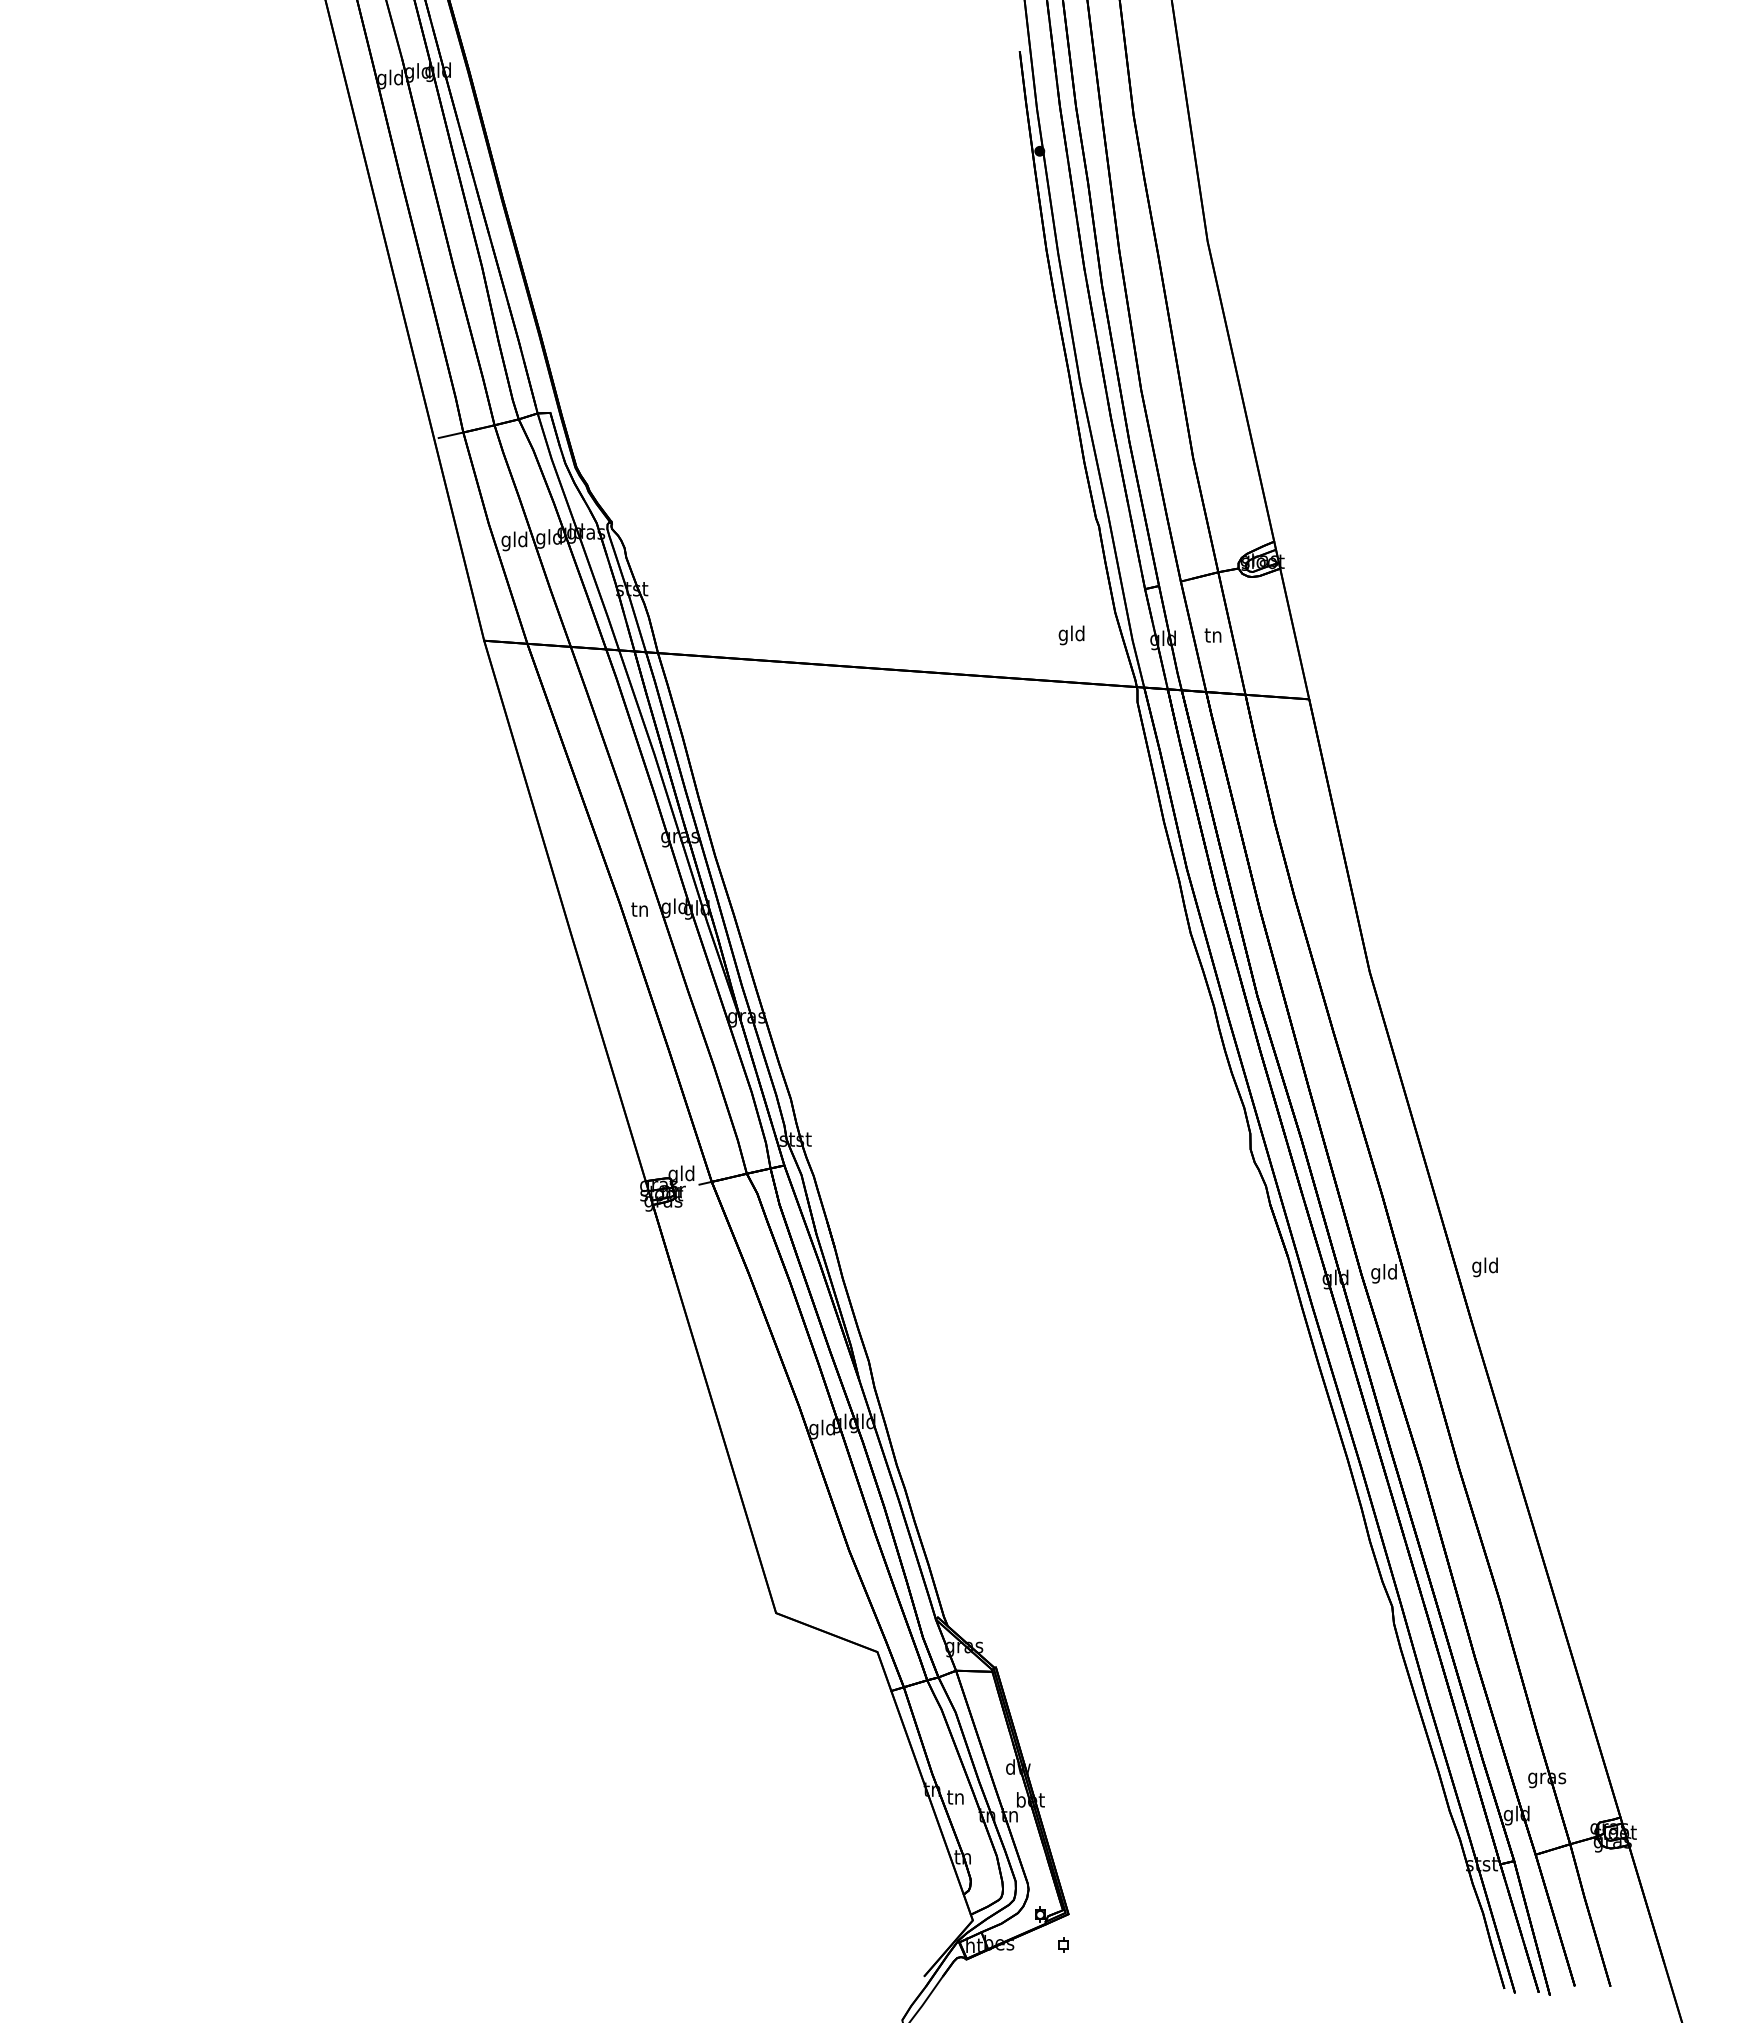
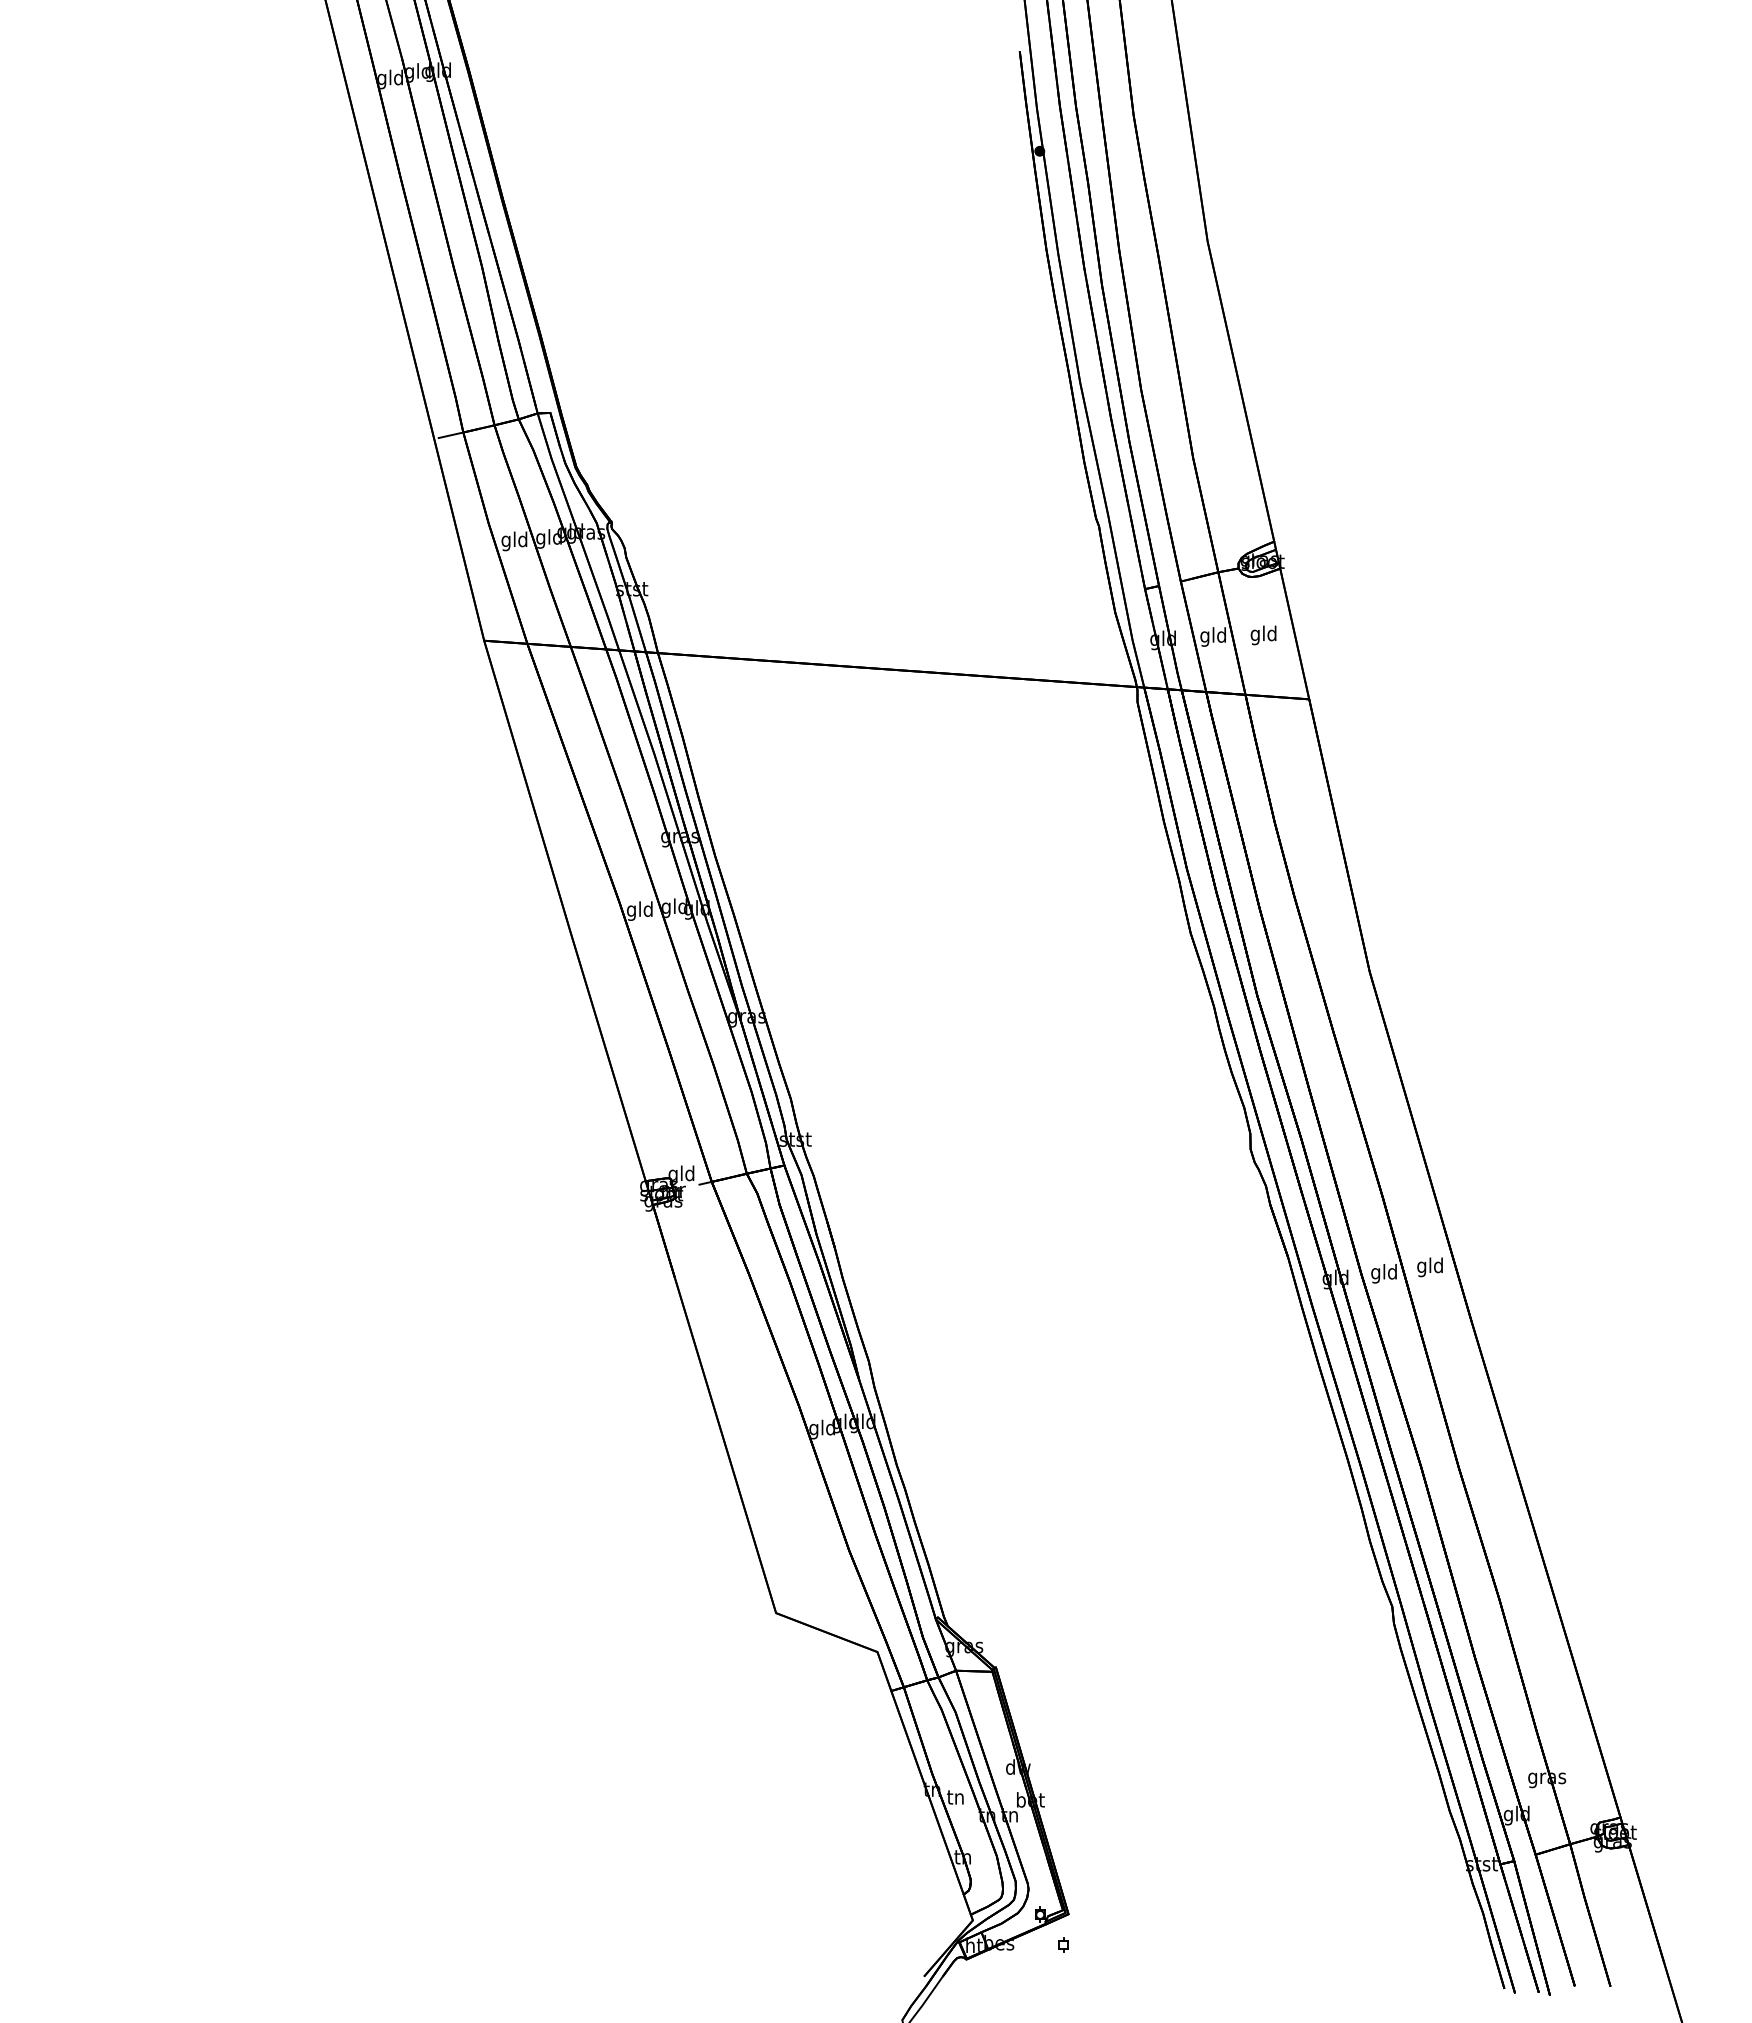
text position: (1071, 635) -> (1263, 635) (1263, 635)
text: tn -> gld (1212, 636)
text: tn -> gld (639, 910)
text position: (1484, 1267) -> (1429, 1267) (1429, 1267)
